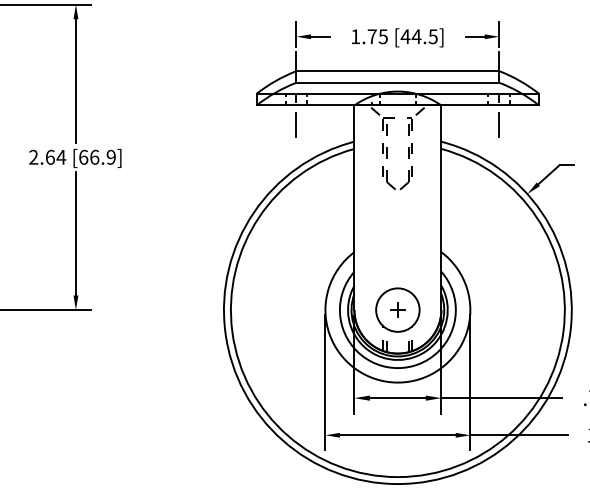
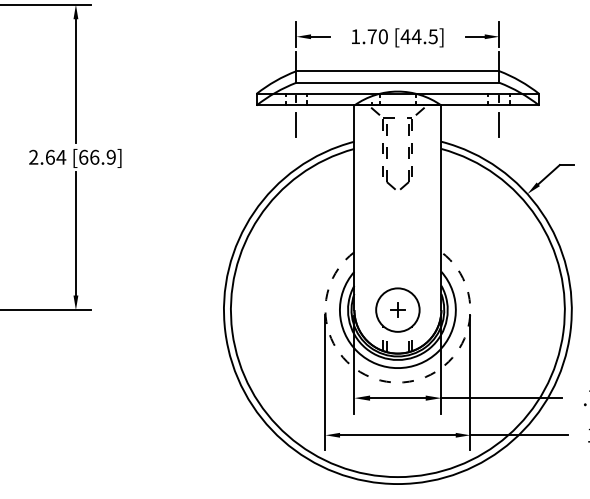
text: 1.75 -> 1.70 (382, 36)
arc: solid -> dashed (397, 382)
